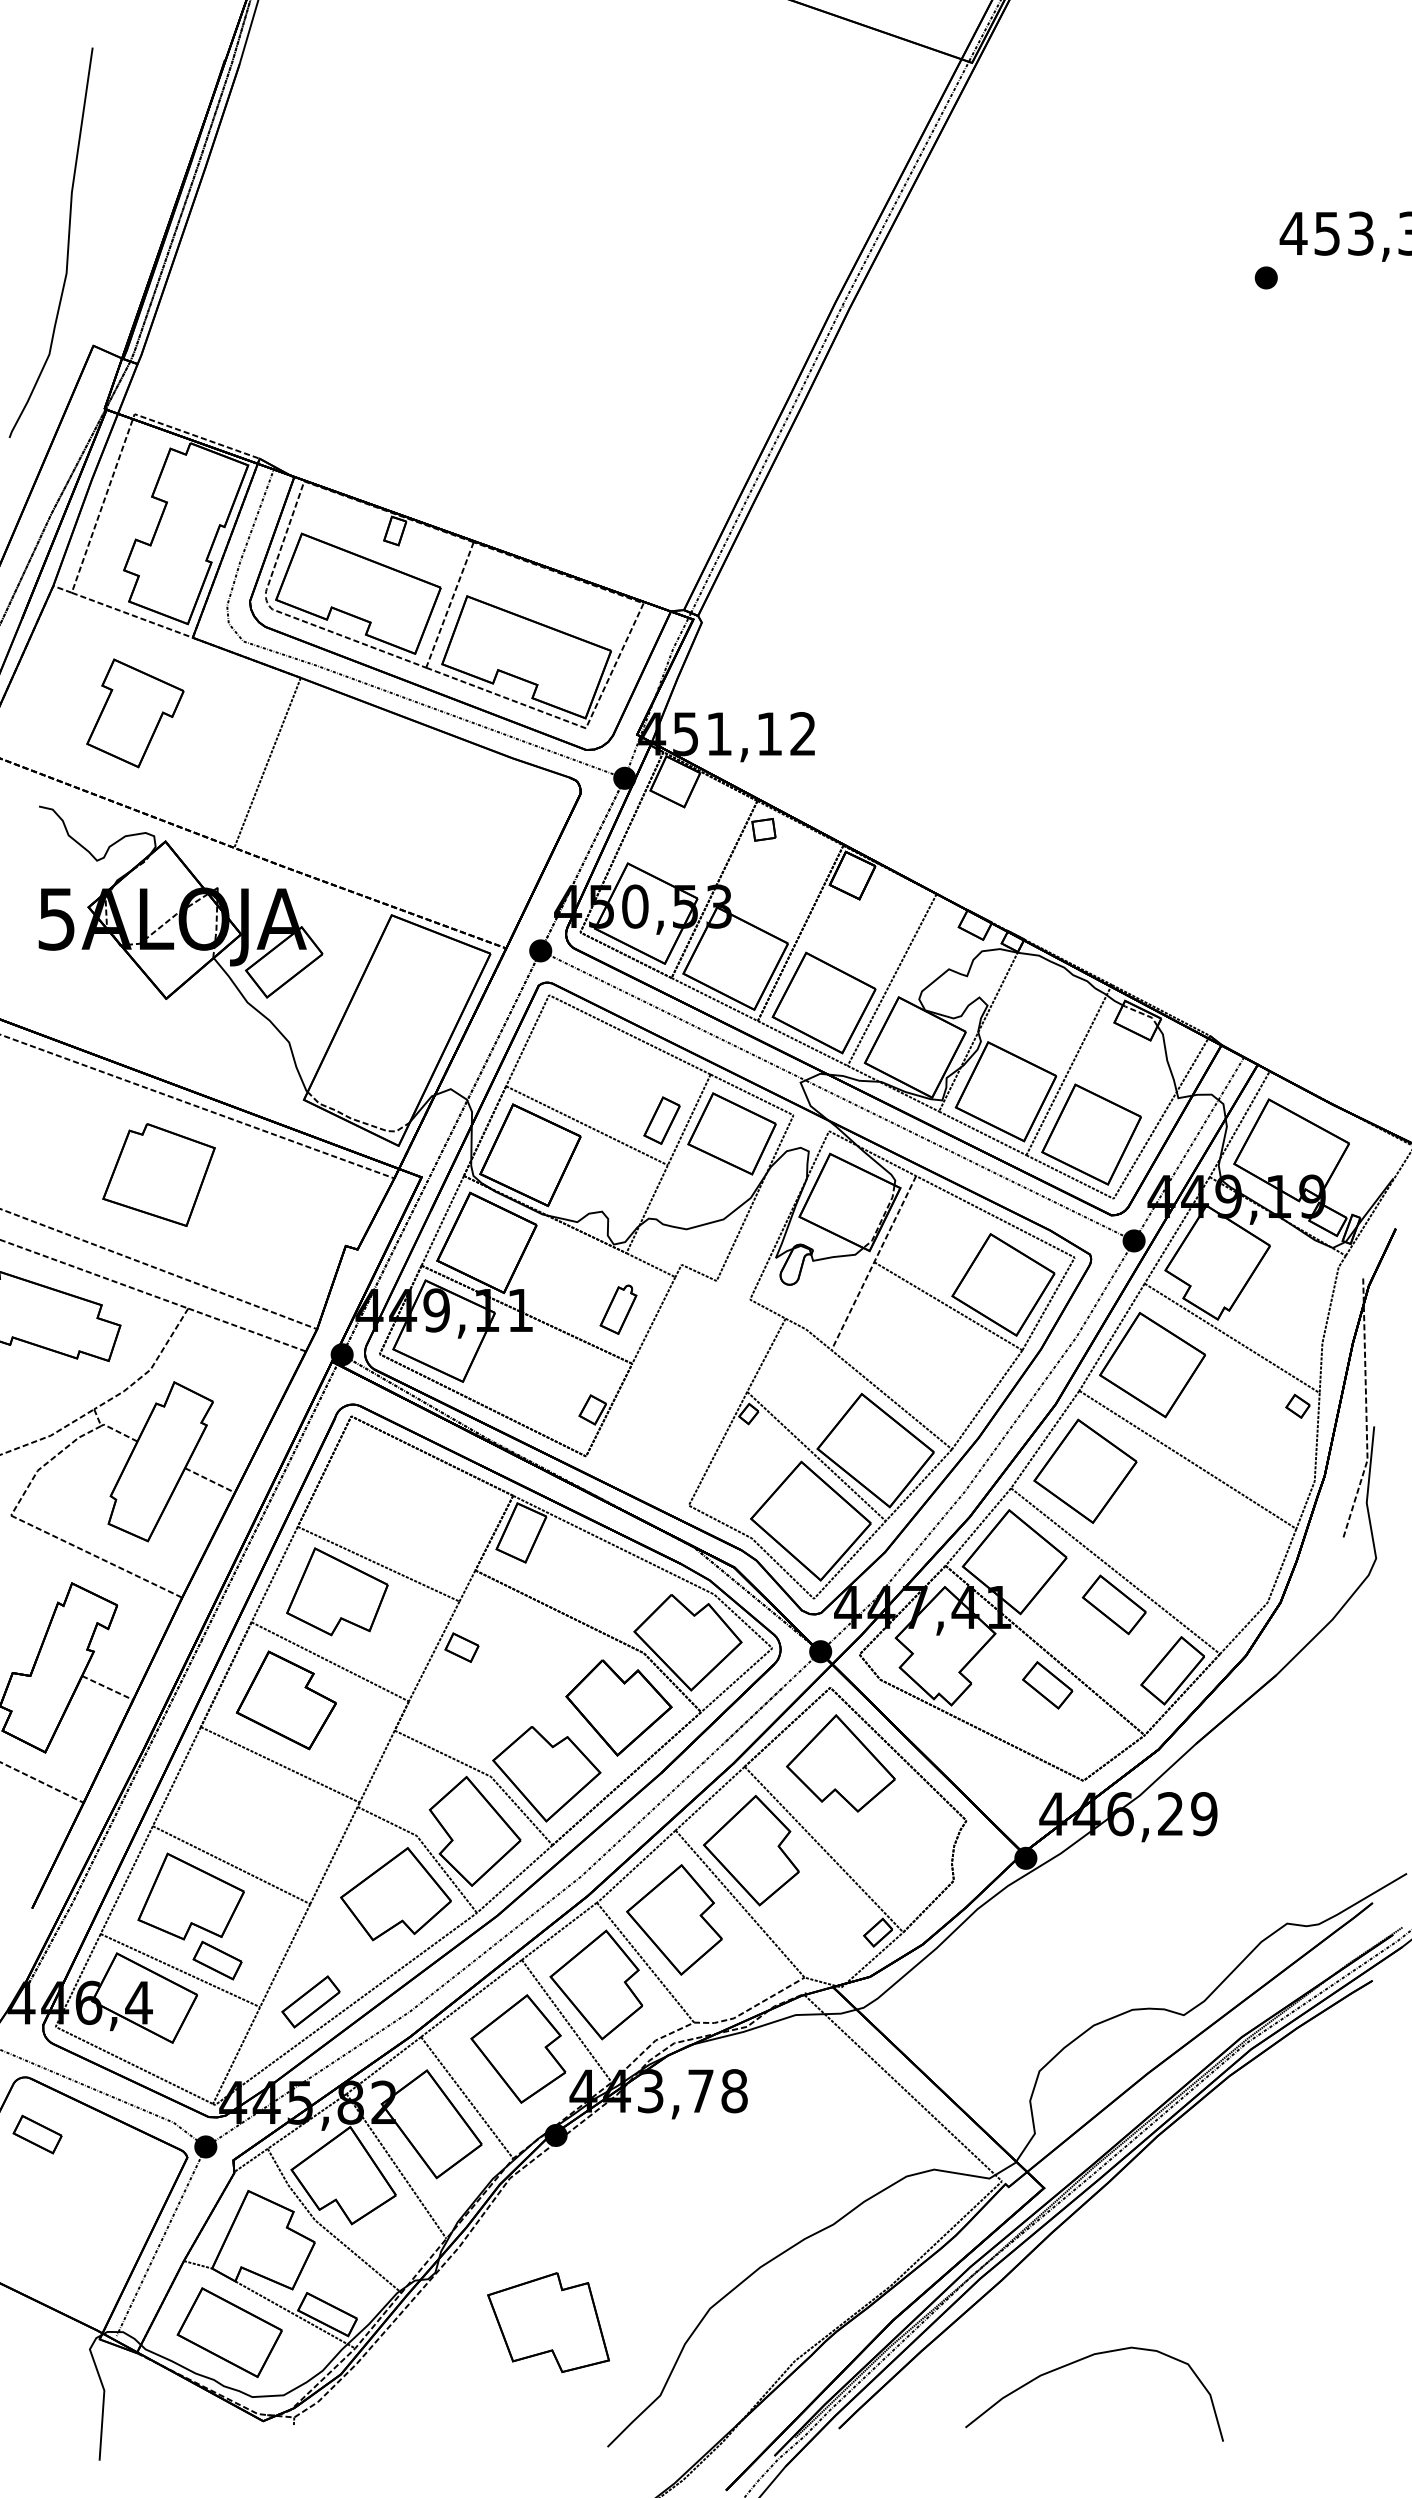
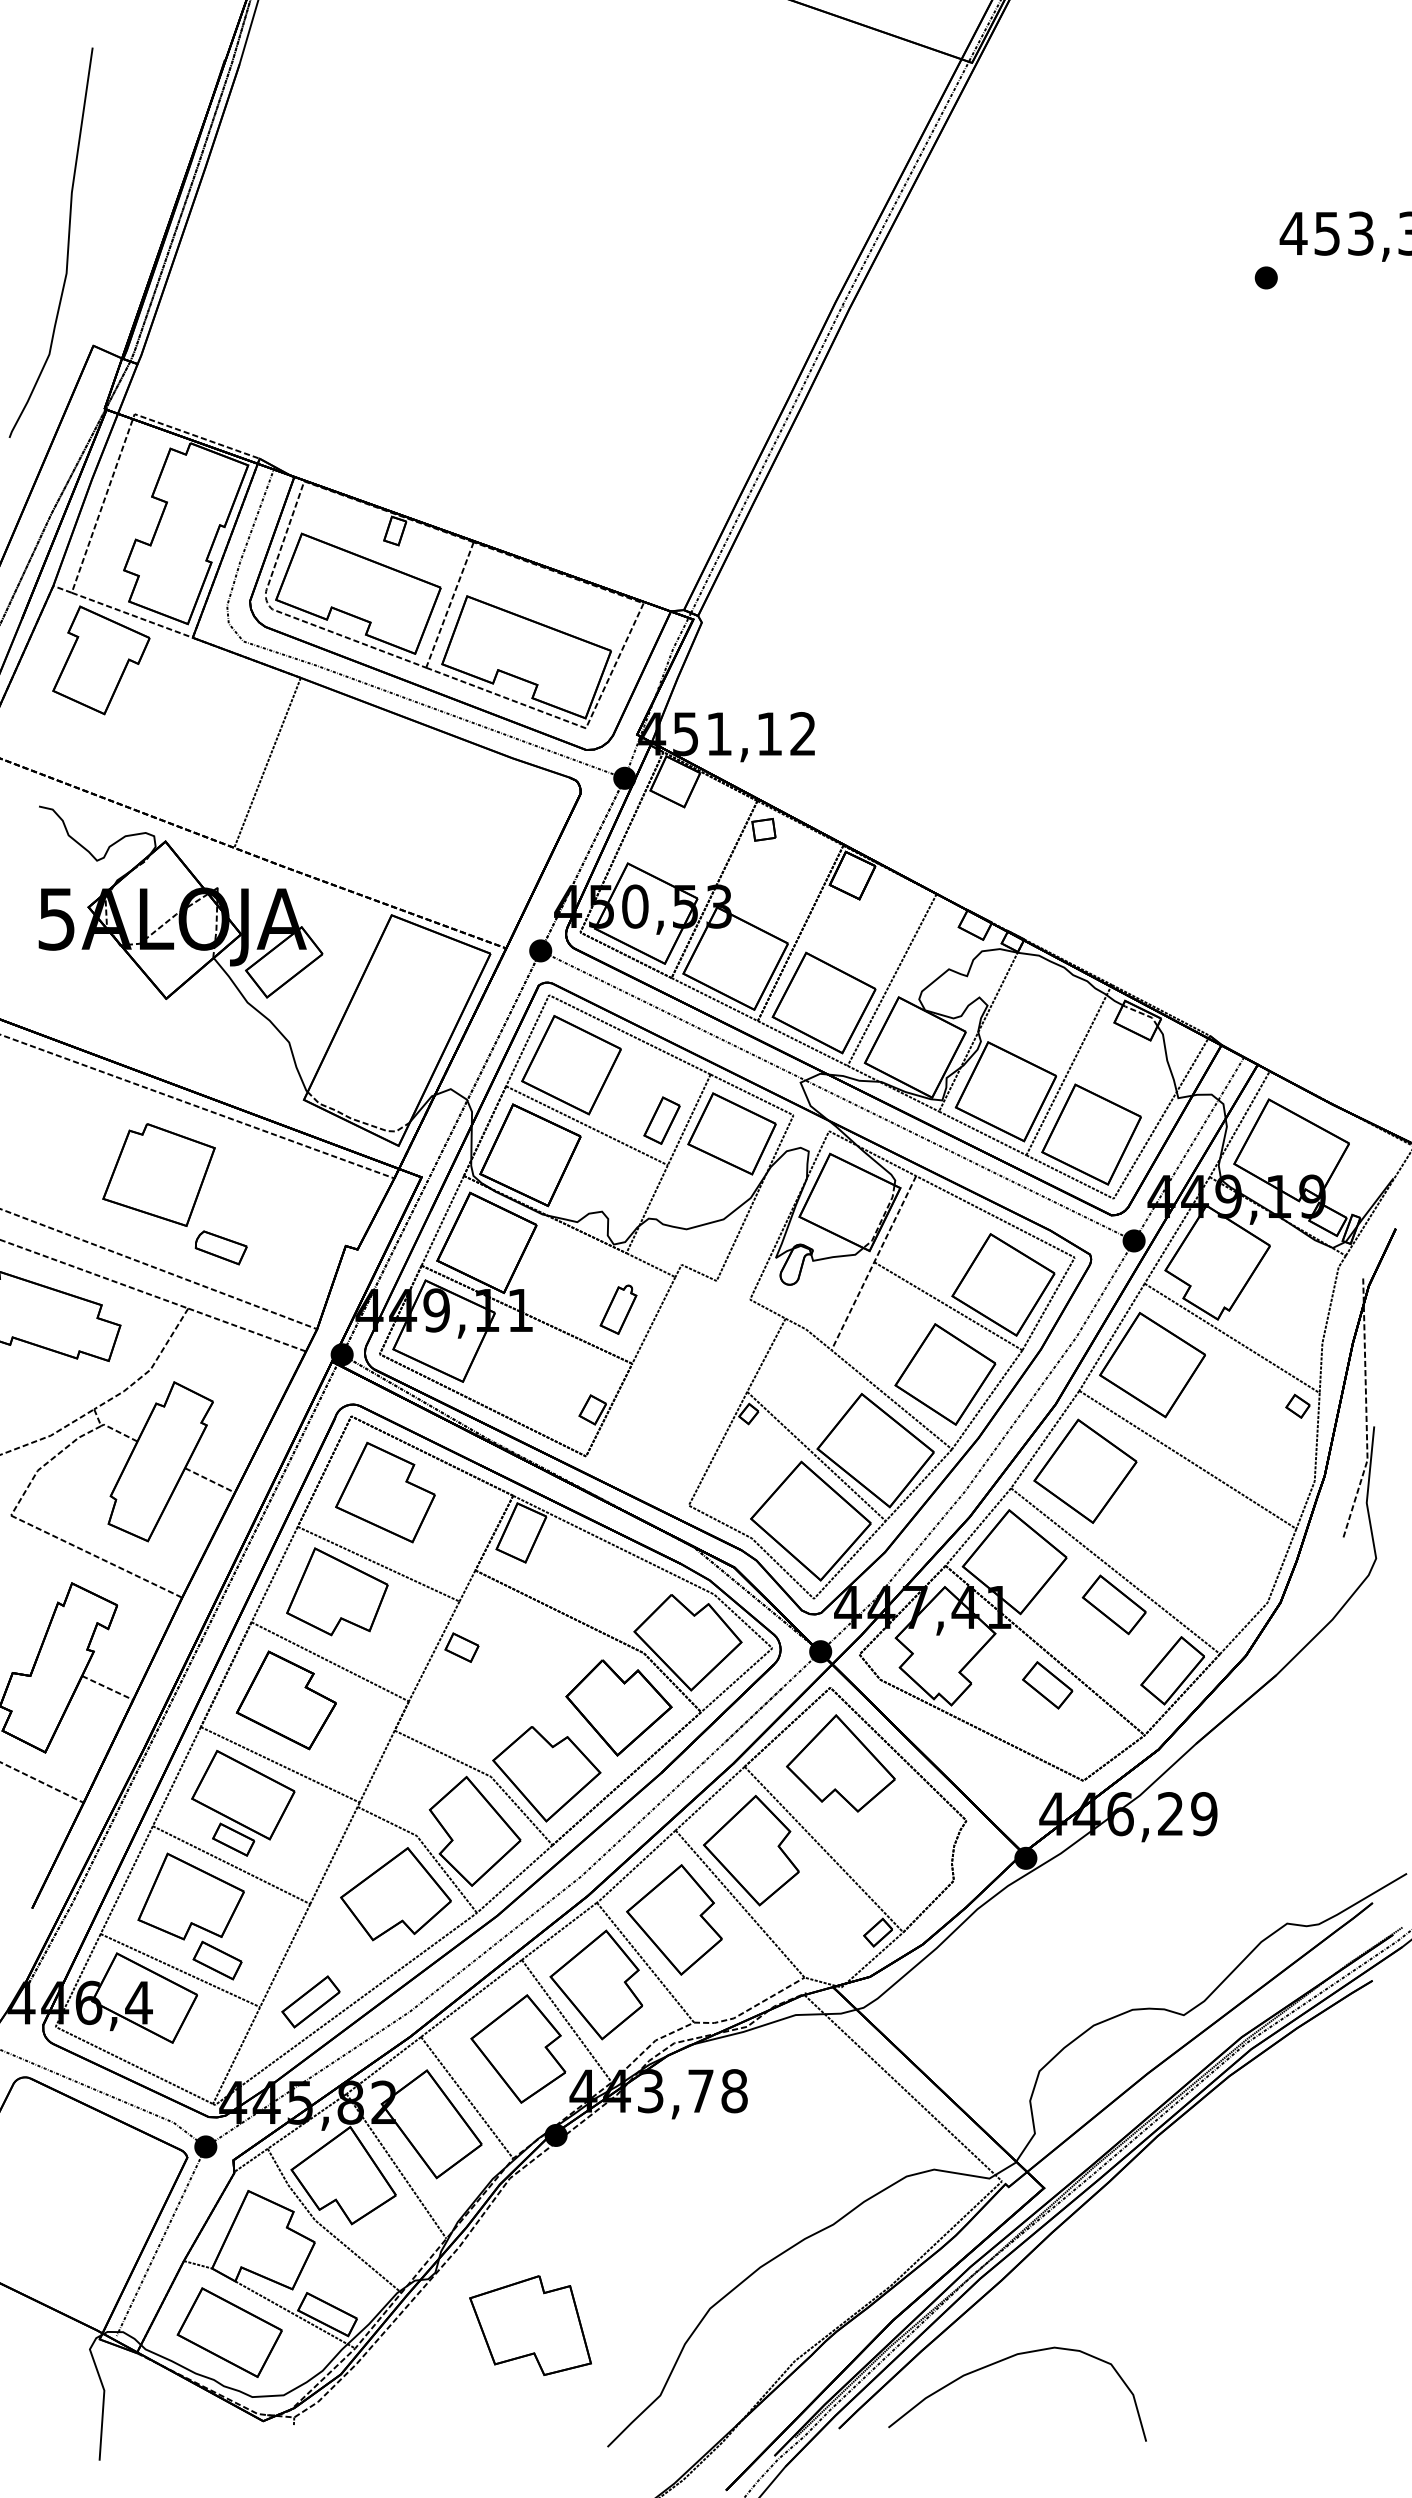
part position: (135, 713) -> (101, 660) (101, 660)
part: none -> present (571, 1065)
part: none -> present (220, 1247)
part: none -> present (945, 1374)
part: none -> present (385, 1492)
part: none -> present (243, 1803)
part: present -> none (37, 2134)
part position: (548, 2322) -> (530, 2325) (530, 2325)
curve position: (1079, 2361) -> (1002, 2361) (1002, 2361)
